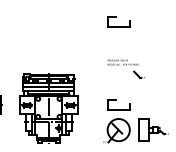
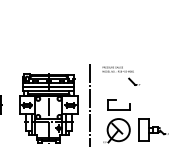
part: present -> none (118, 21)
part position: (126, 68) -> (121, 75) (121, 75)
line: none -> present (89, 105)
